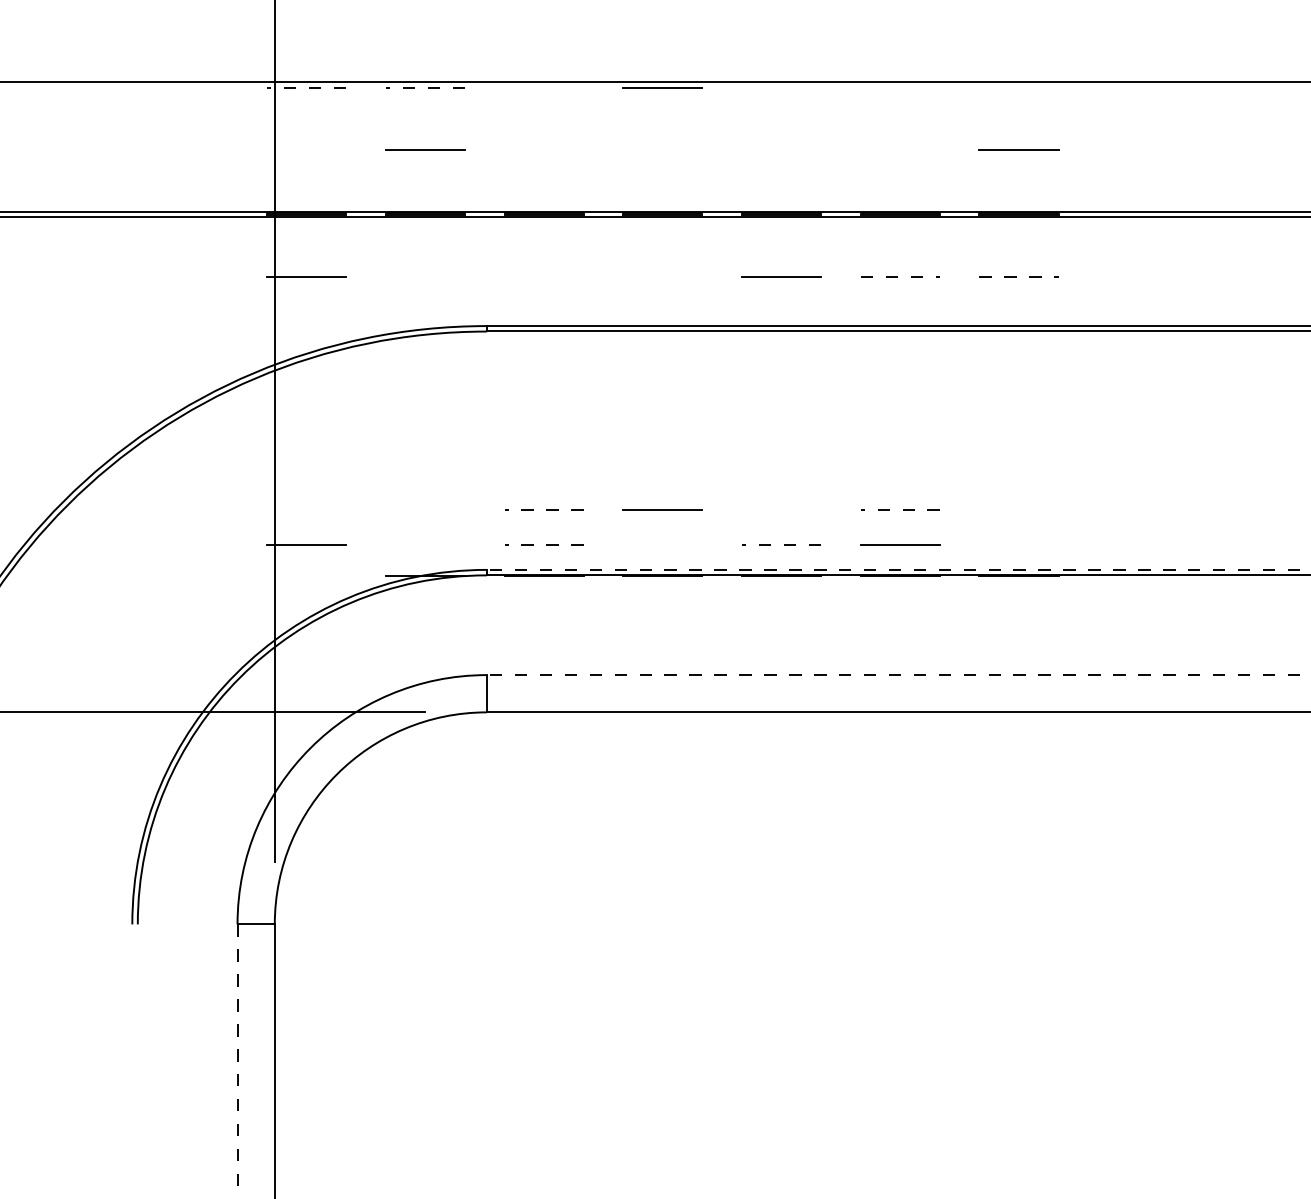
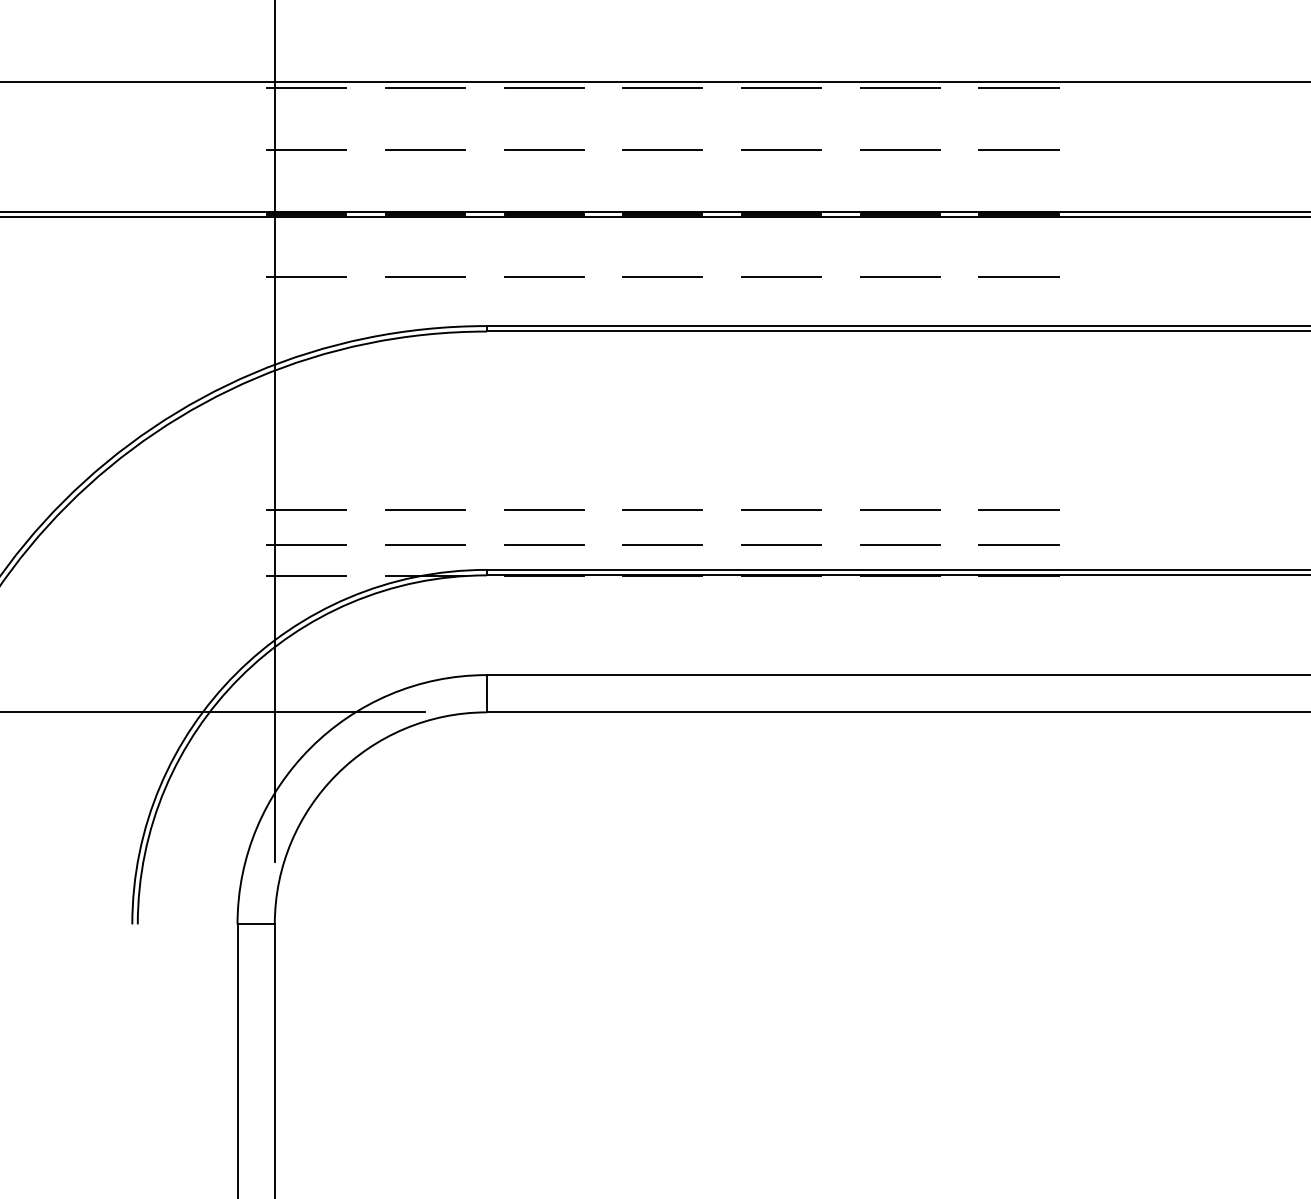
line: dashed -> solid (306, 87)
line: dashed -> solid (425, 87)
line: none -> present (543, 87)
line: none -> present (781, 87)
line: none -> present (899, 87)
line: none -> present (1018, 87)
line: none -> present (662, 149)
line: none -> present (781, 149)
line: none -> present (306, 150)
line: none -> present (543, 150)
line: none -> present (899, 150)
line: none -> present (662, 276)
line: none -> present (425, 277)
line: none -> present (543, 277)
line: dashed -> solid (900, 277)
line: dashed -> solid (1019, 277)
line: none -> present (306, 509)
line: none -> present (425, 509)
line: dashed -> solid (544, 509)
line: none -> present (781, 509)
line: dashed -> solid (900, 509)
line: none -> present (1018, 509)
line: none -> present (425, 544)
line: dashed -> solid (544, 544)
line: none -> present (662, 544)
line: dashed -> solid (781, 544)
line: none -> present (1018, 544)
line: dashed -> solid (898, 569)
line: none -> present (306, 575)
line: dashed -> solid (898, 675)
line: dashed -> solid (237, 1061)
